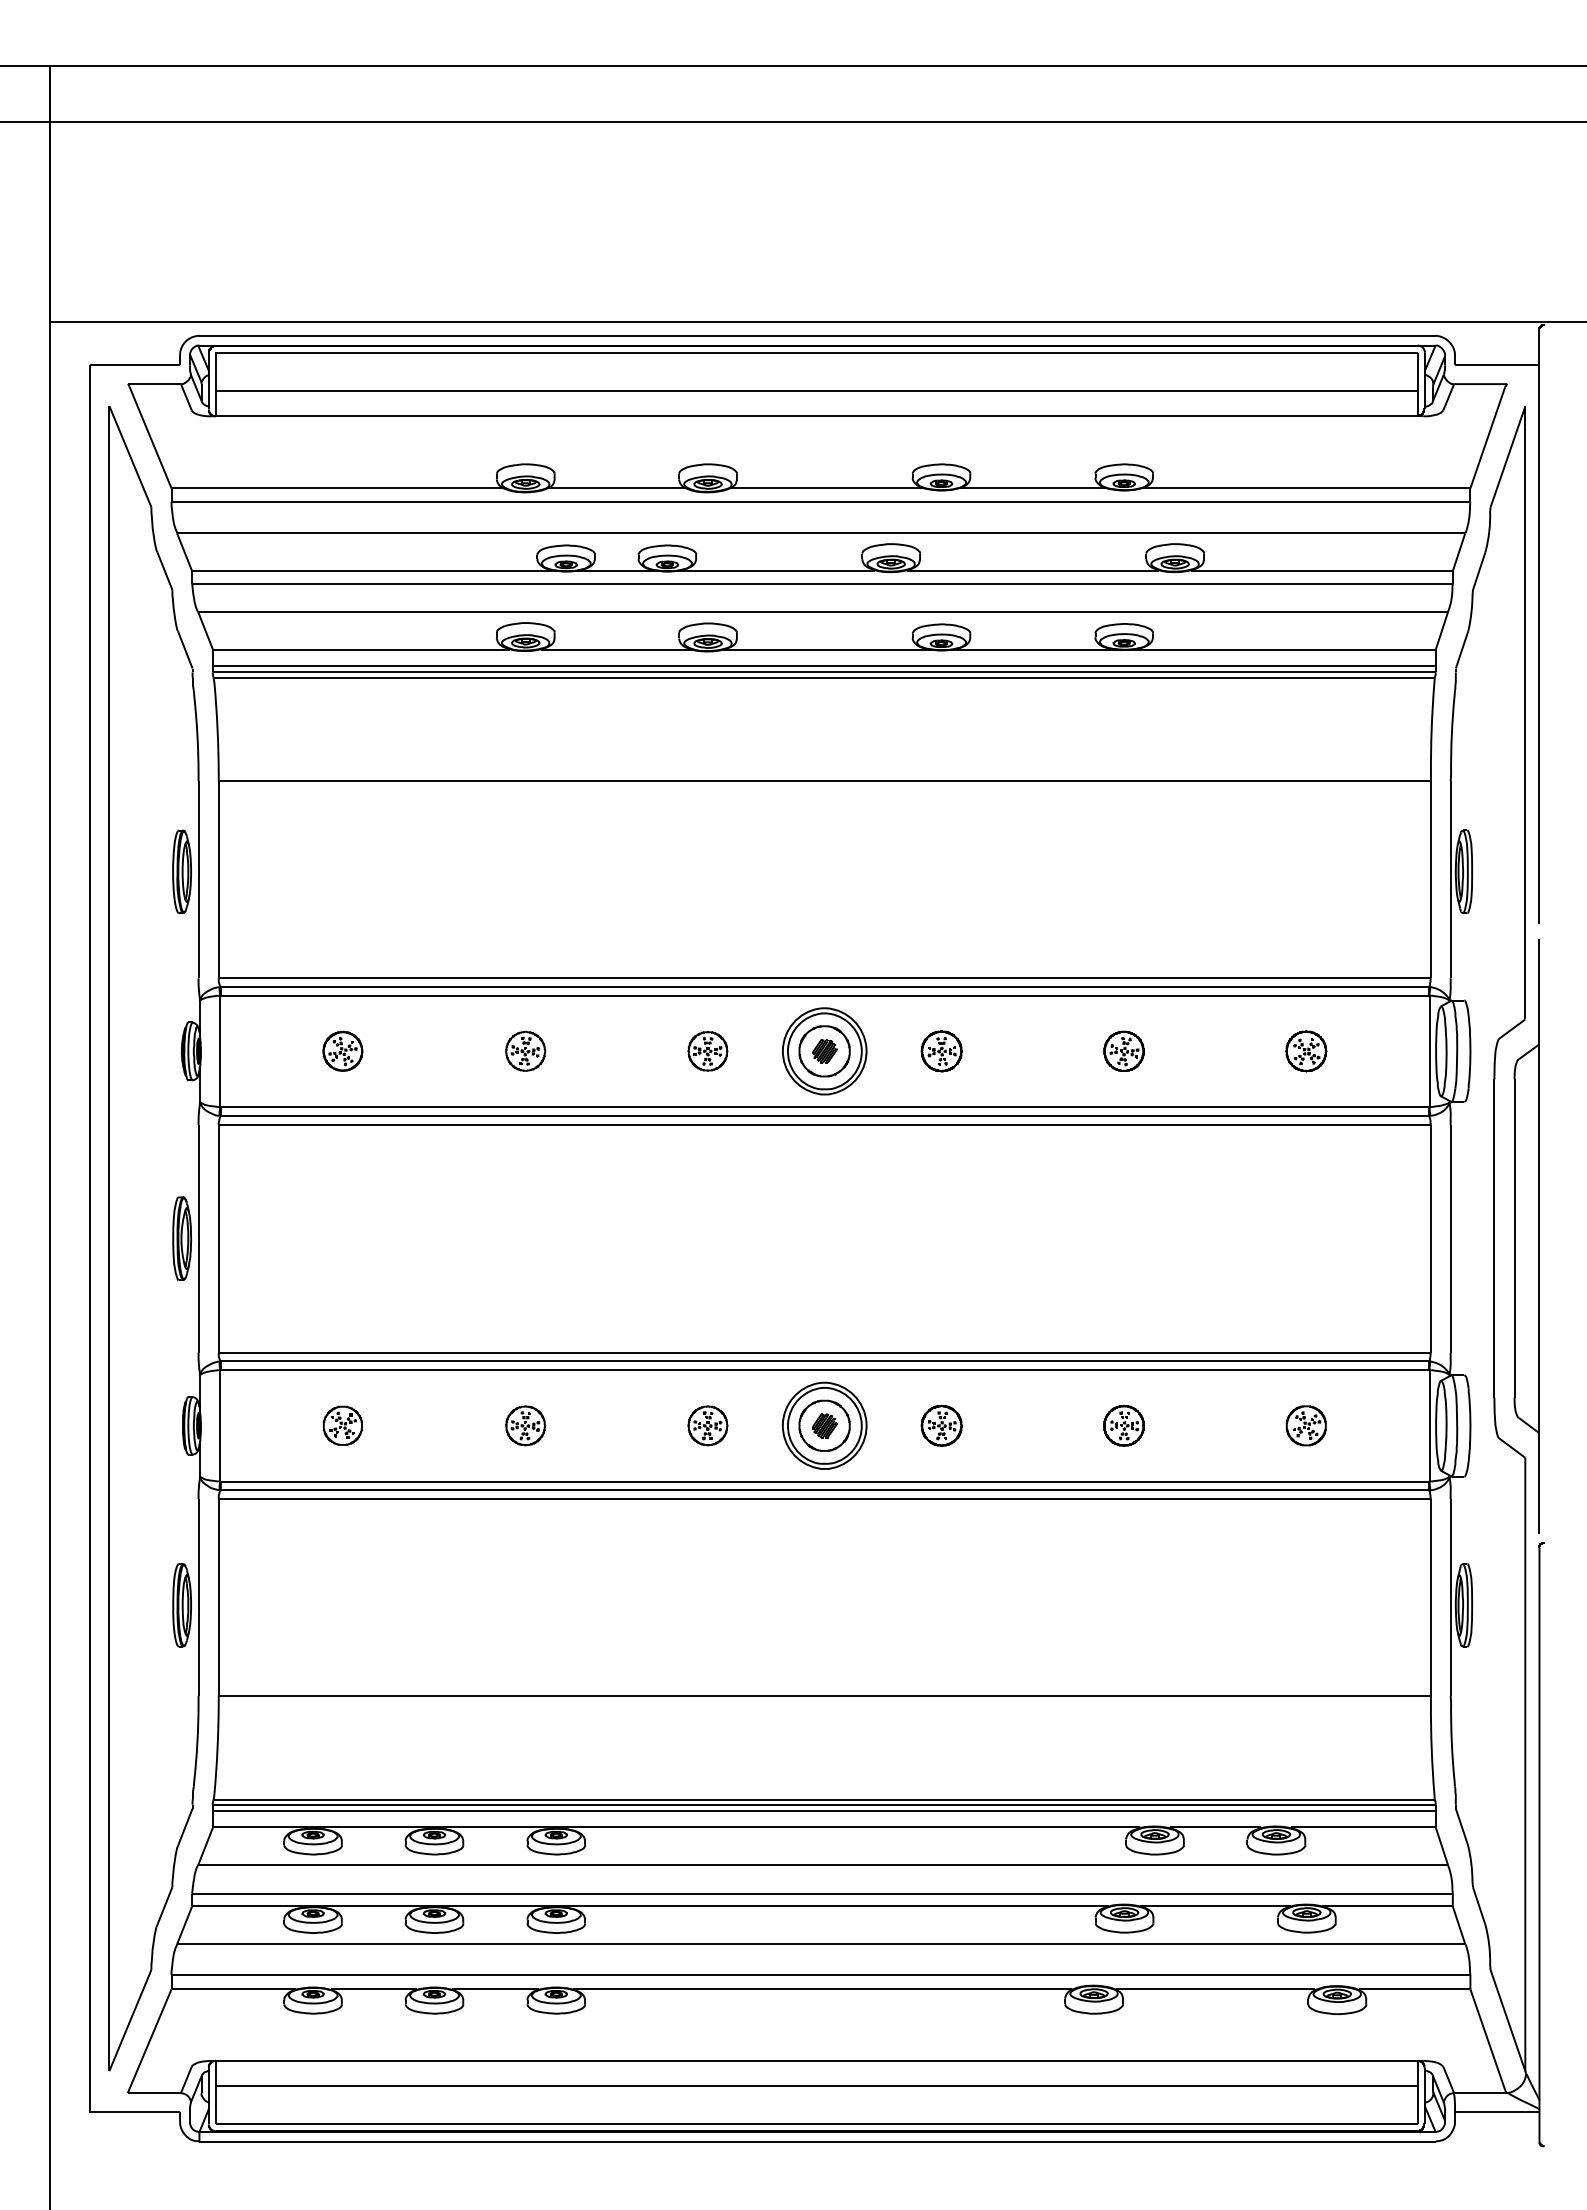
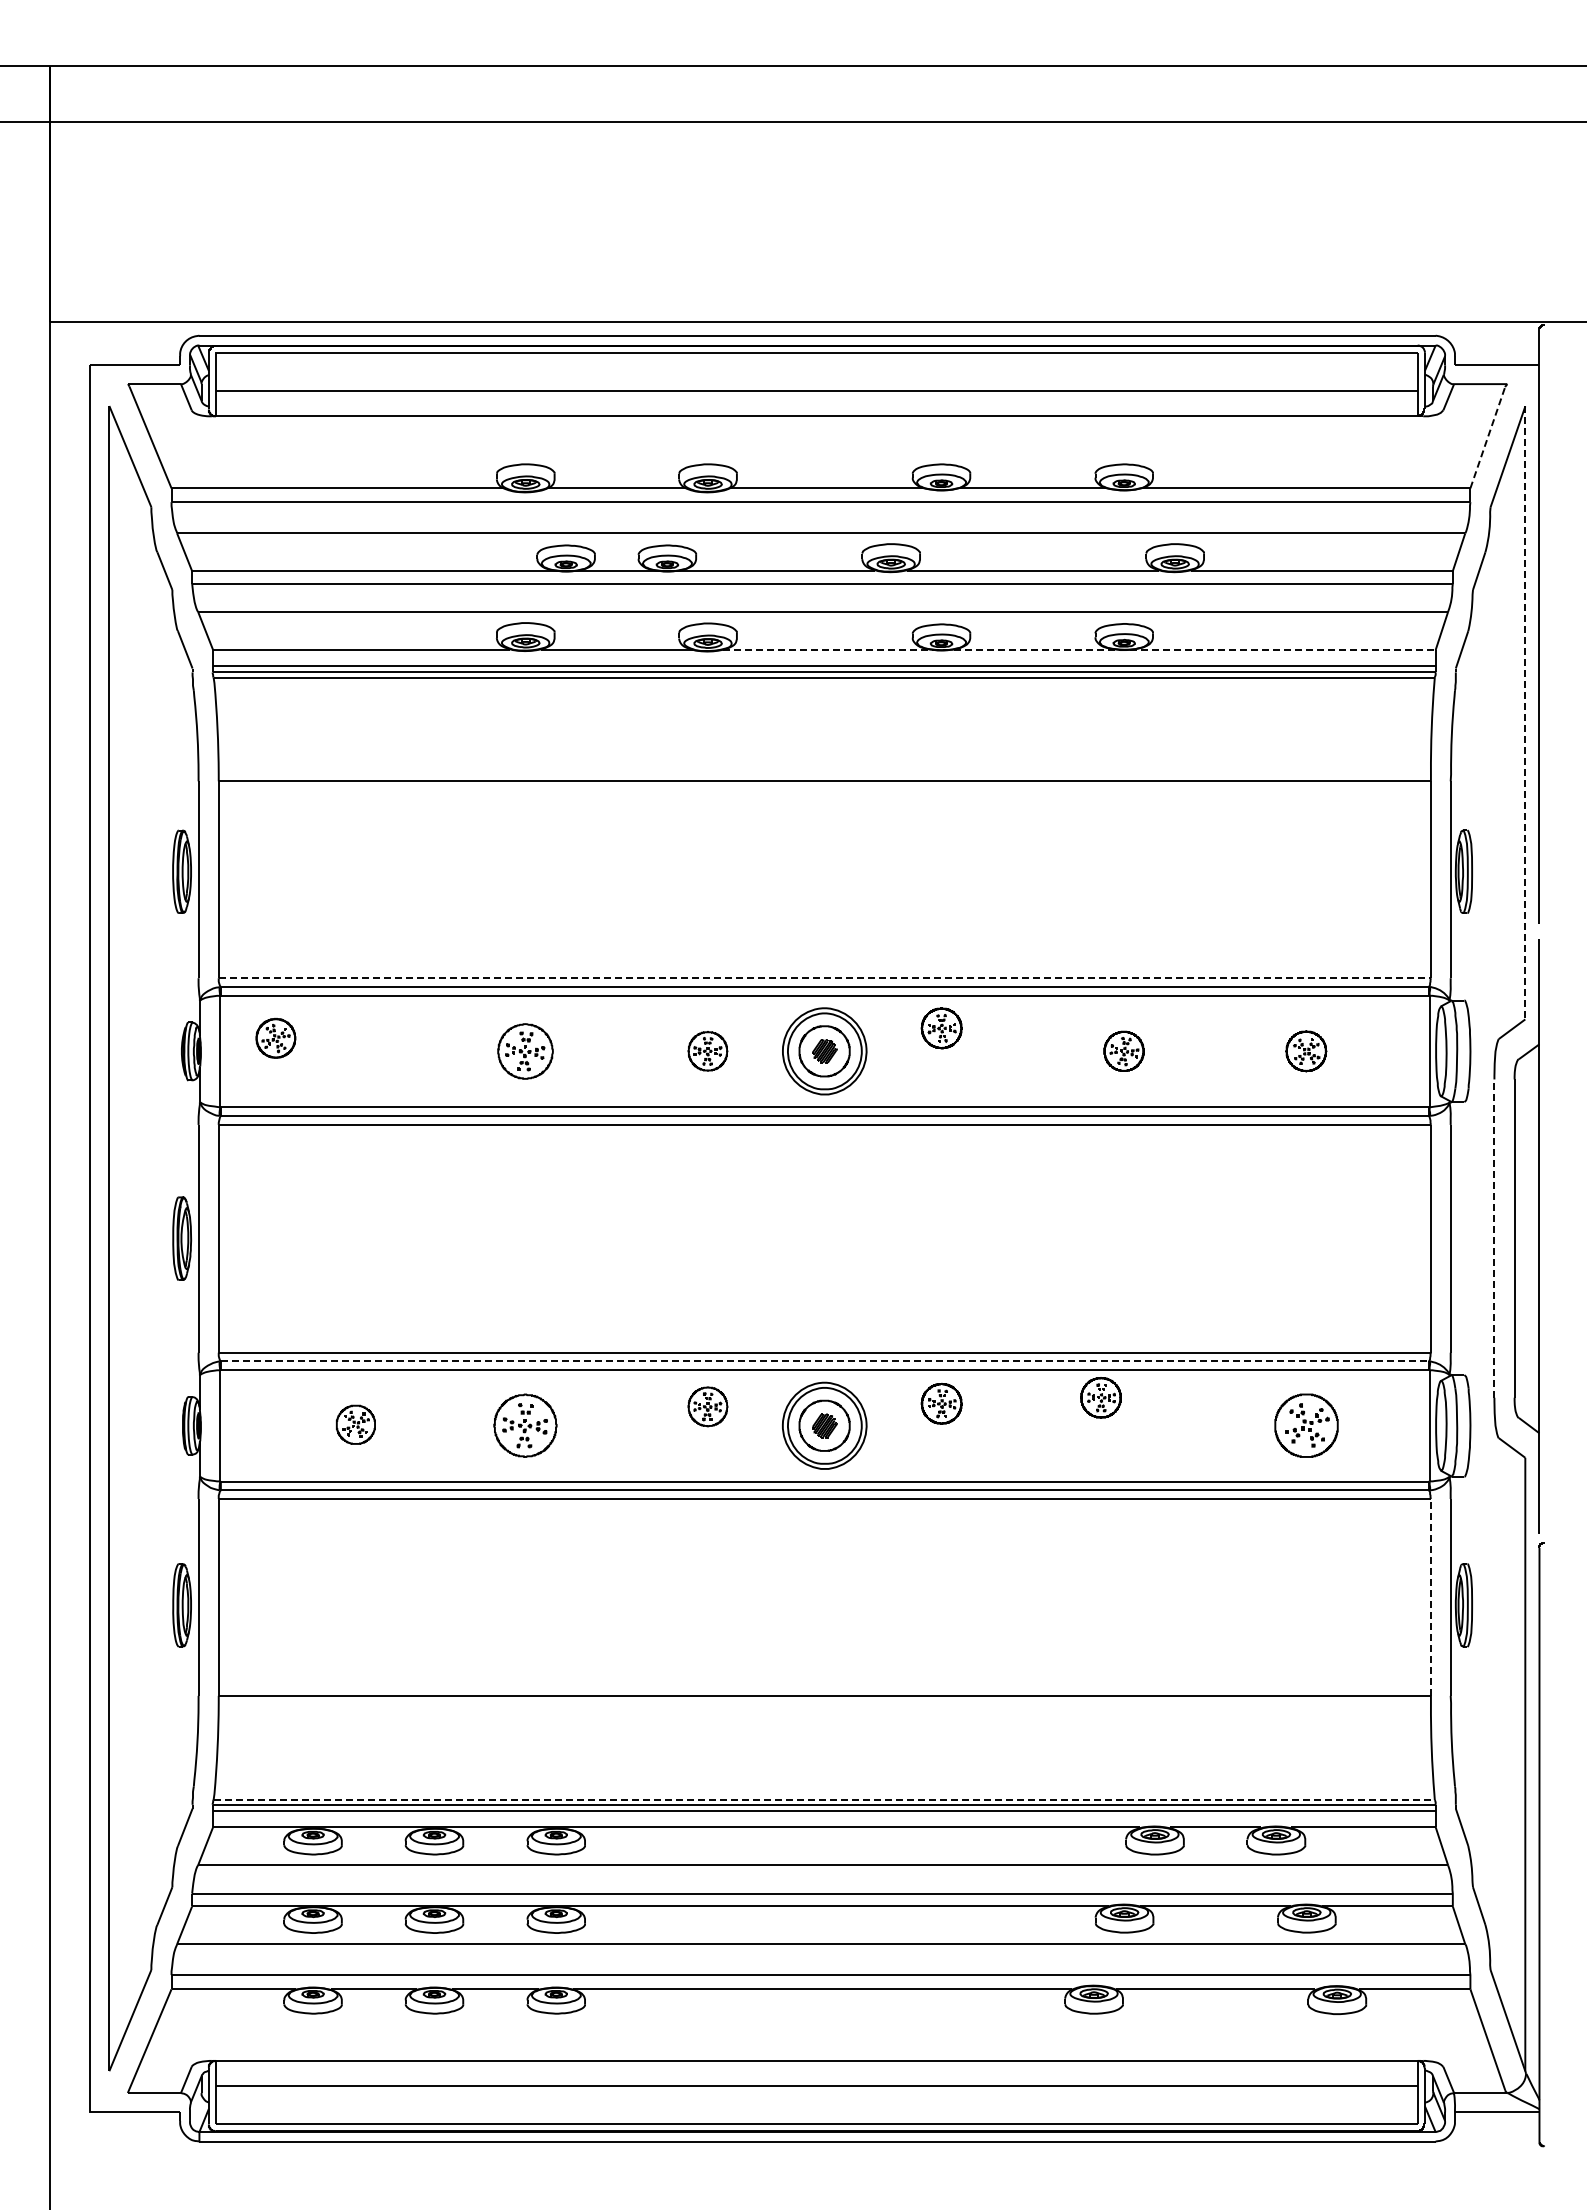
line: solid -> dashed (1487, 437)
line: solid -> dashed (1079, 650)
line: solid -> dashed (1525, 713)
line: solid -> dashed (825, 978)
part size: 42x42 px -> 57x57 px (525, 1051)
part position: (342, 1051) -> (275, 1038) (275, 1038)
part position: (941, 1051) -> (941, 1028) (941, 1028)
line: solid -> dashed (1494, 1238)
line: solid -> dashed (824, 1361)
part position: (342, 1425) -> (355, 1424) (355, 1424)
part size: 42x42 px -> 65x65 px (525, 1425)
part position: (707, 1425) -> (707, 1406) (707, 1406)
part position: (941, 1425) -> (941, 1403) (941, 1403)
part position: (1123, 1425) -> (1100, 1397) (1100, 1397)
part size: 42x42 px -> 65x65 px (1306, 1425)
line: solid -> dashed (1430, 1596)
line: solid -> dashed (824, 1800)
